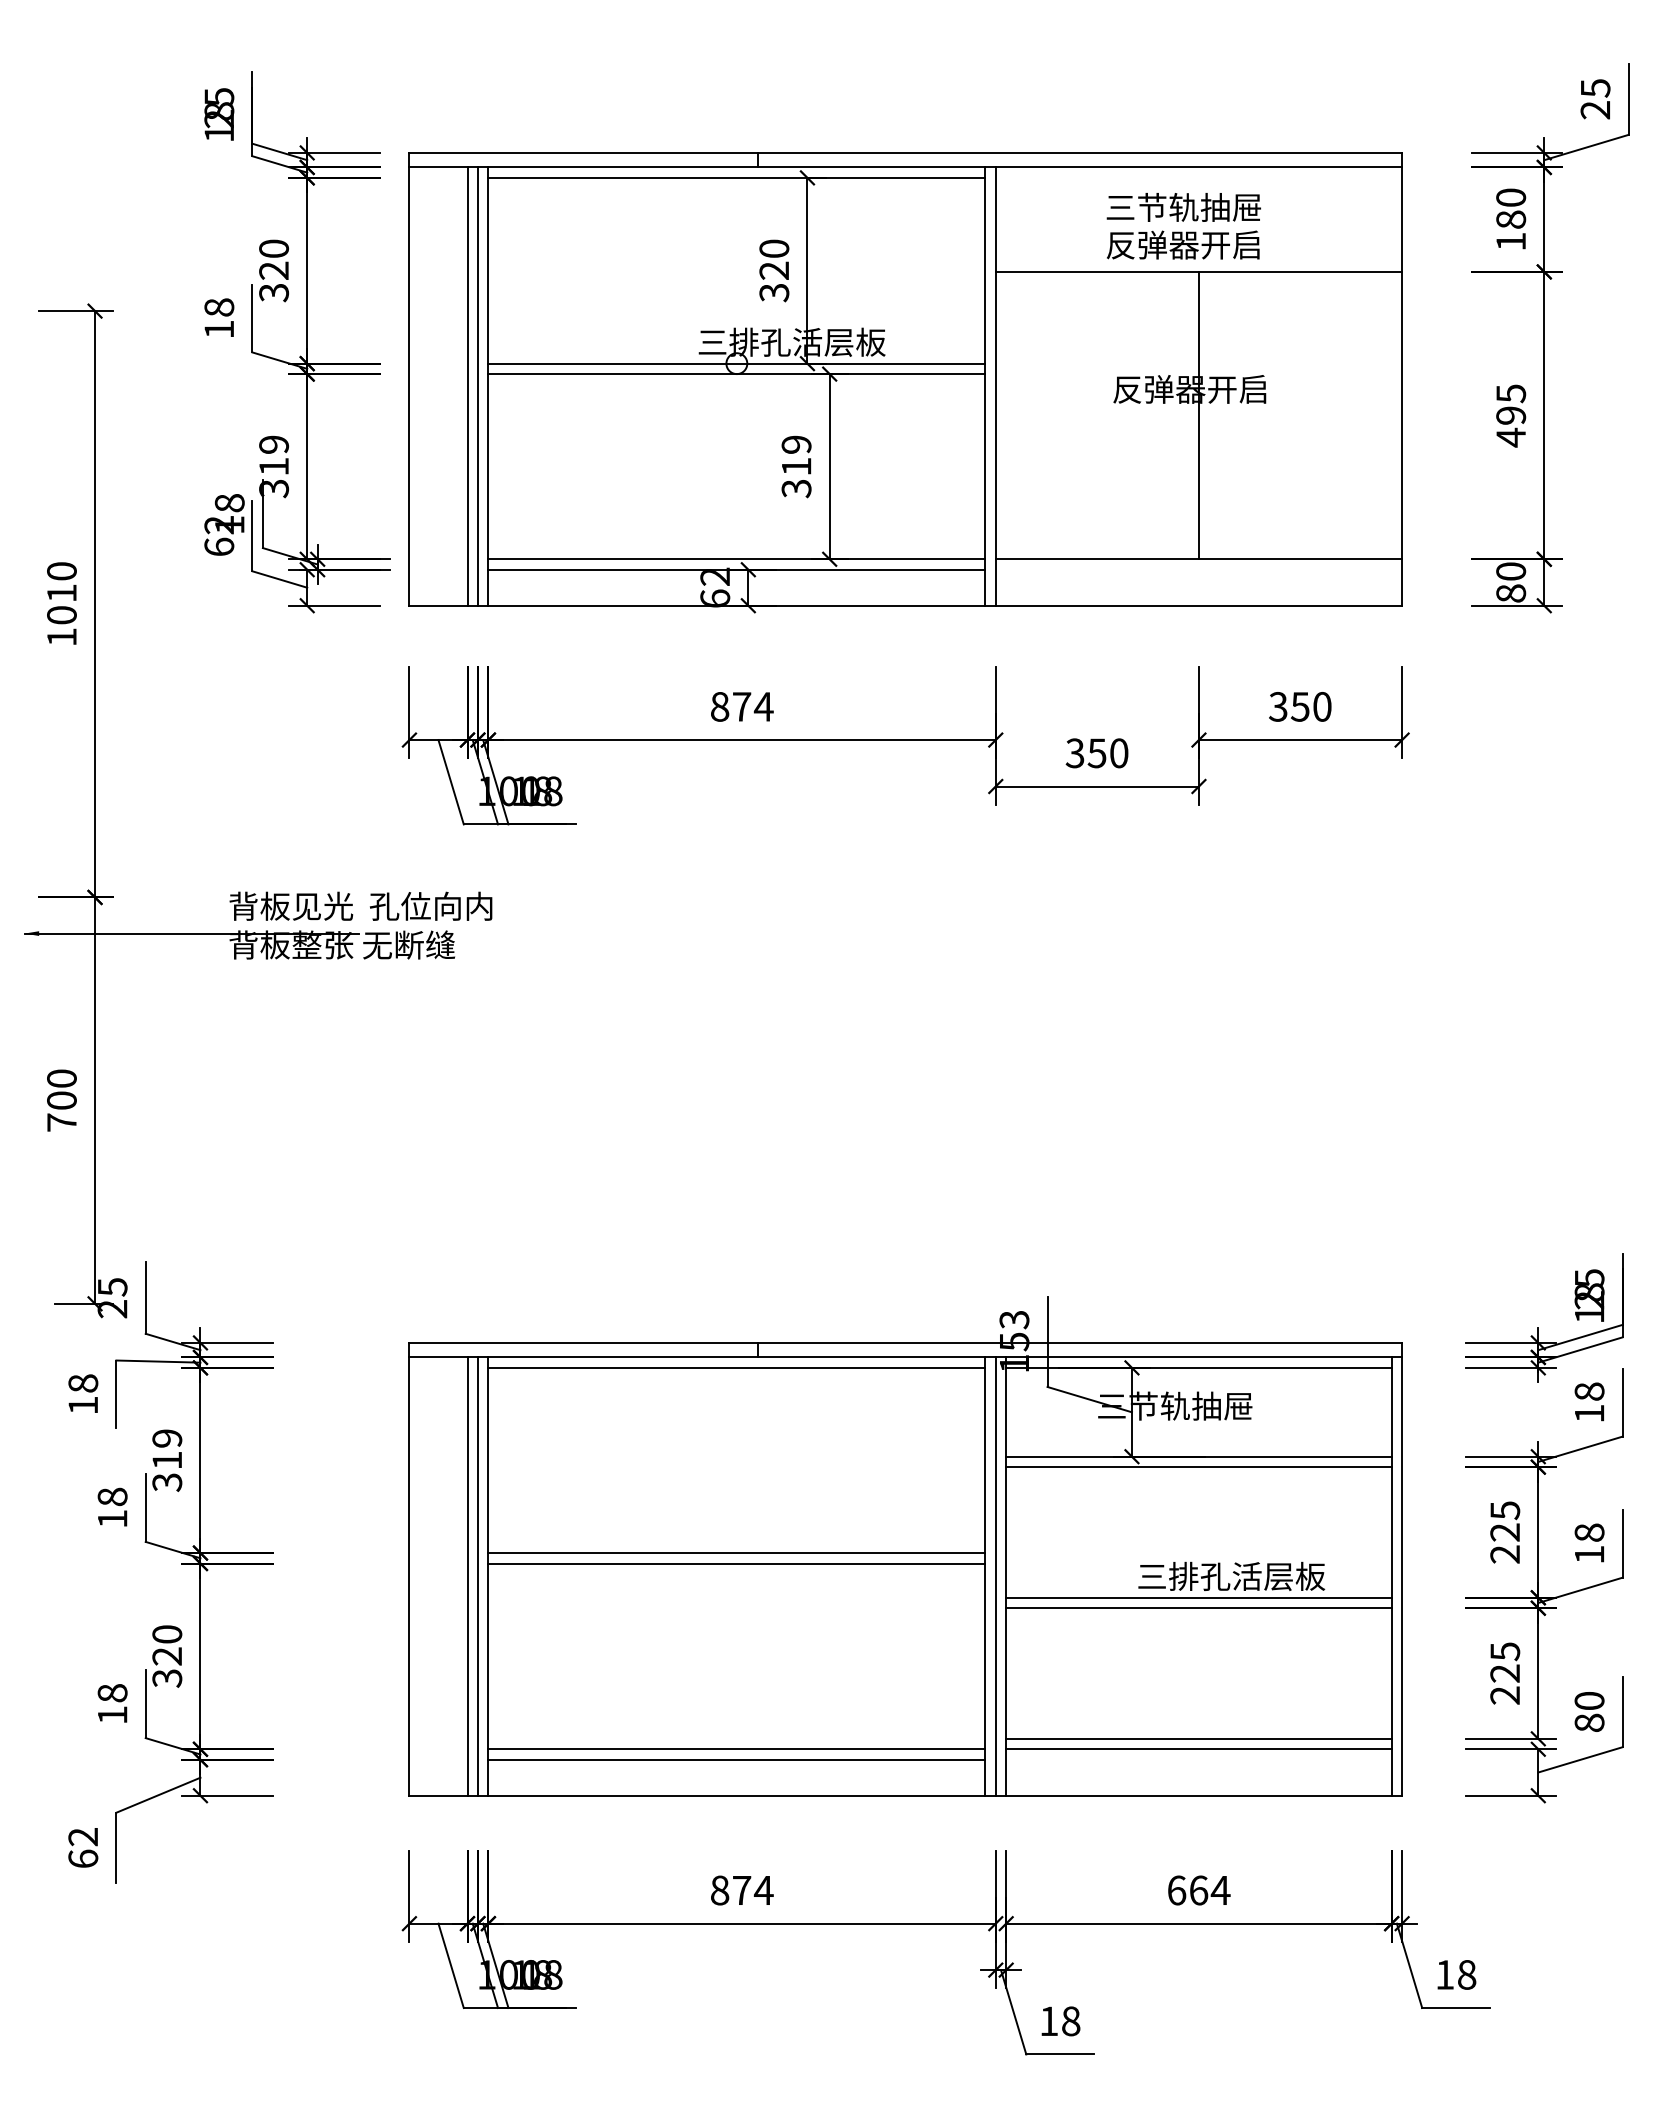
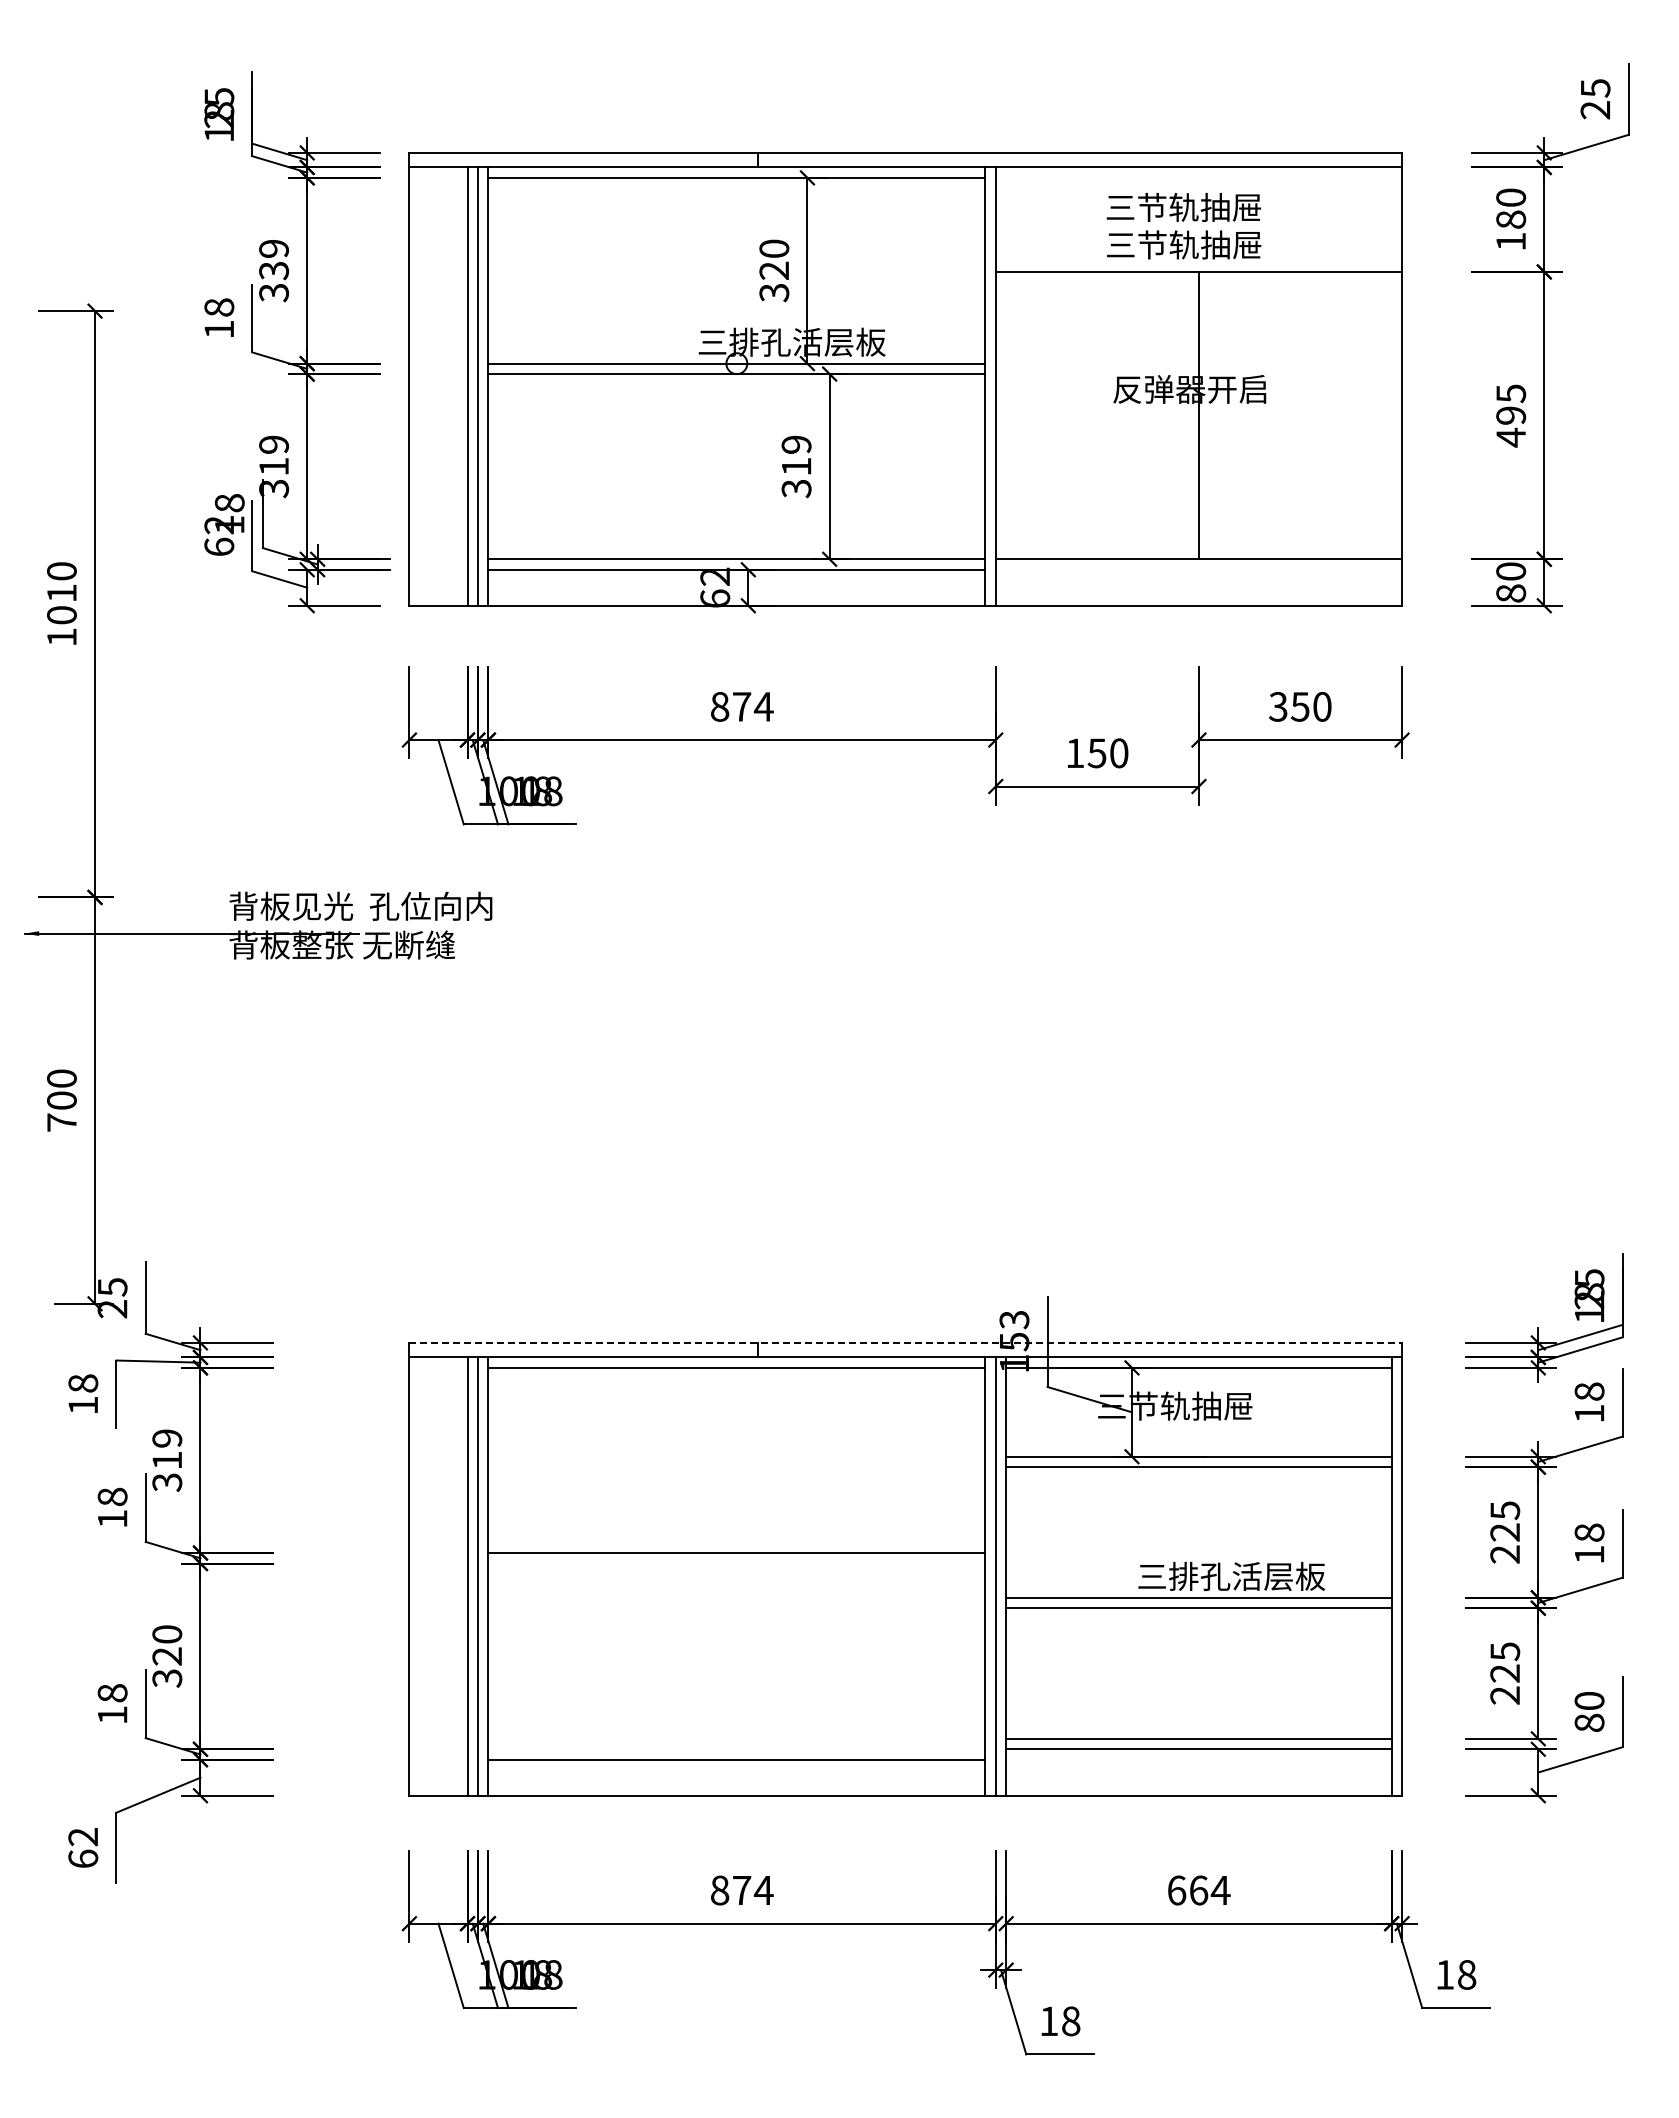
text: 反弹器开启 -> 三节轨抽屉 (1183, 244)
text: 320 -> 339 (274, 259)
text: 350 -> 150 (1074, 753)
line: solid -> dashed (906, 1342)
line: present -> none (736, 1563)
line: present -> none (736, 1749)
